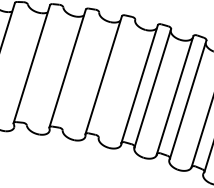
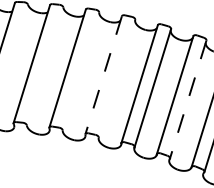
line: solid -> dashed (103, 75)
line: solid -> dashed (188, 99)
